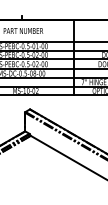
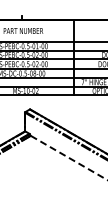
line: solid -> dashed (69, 158)
